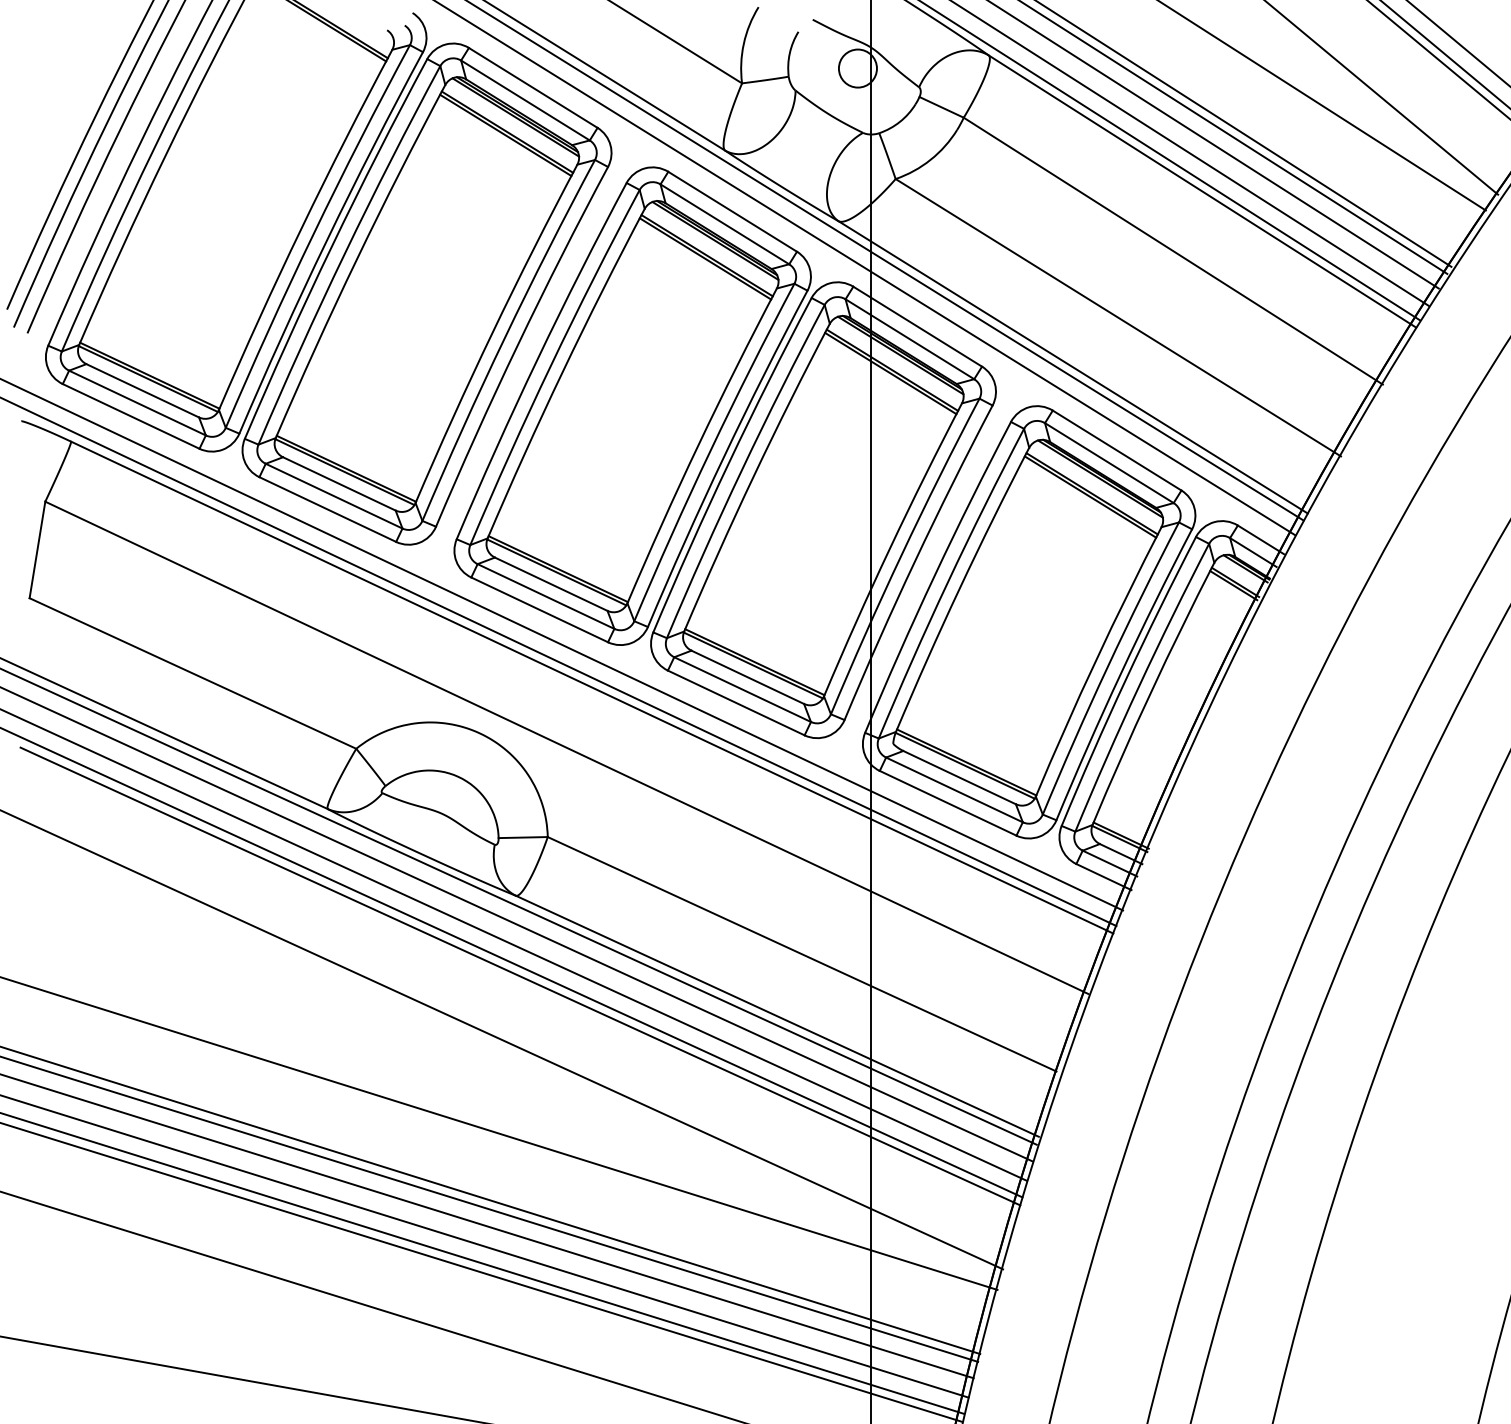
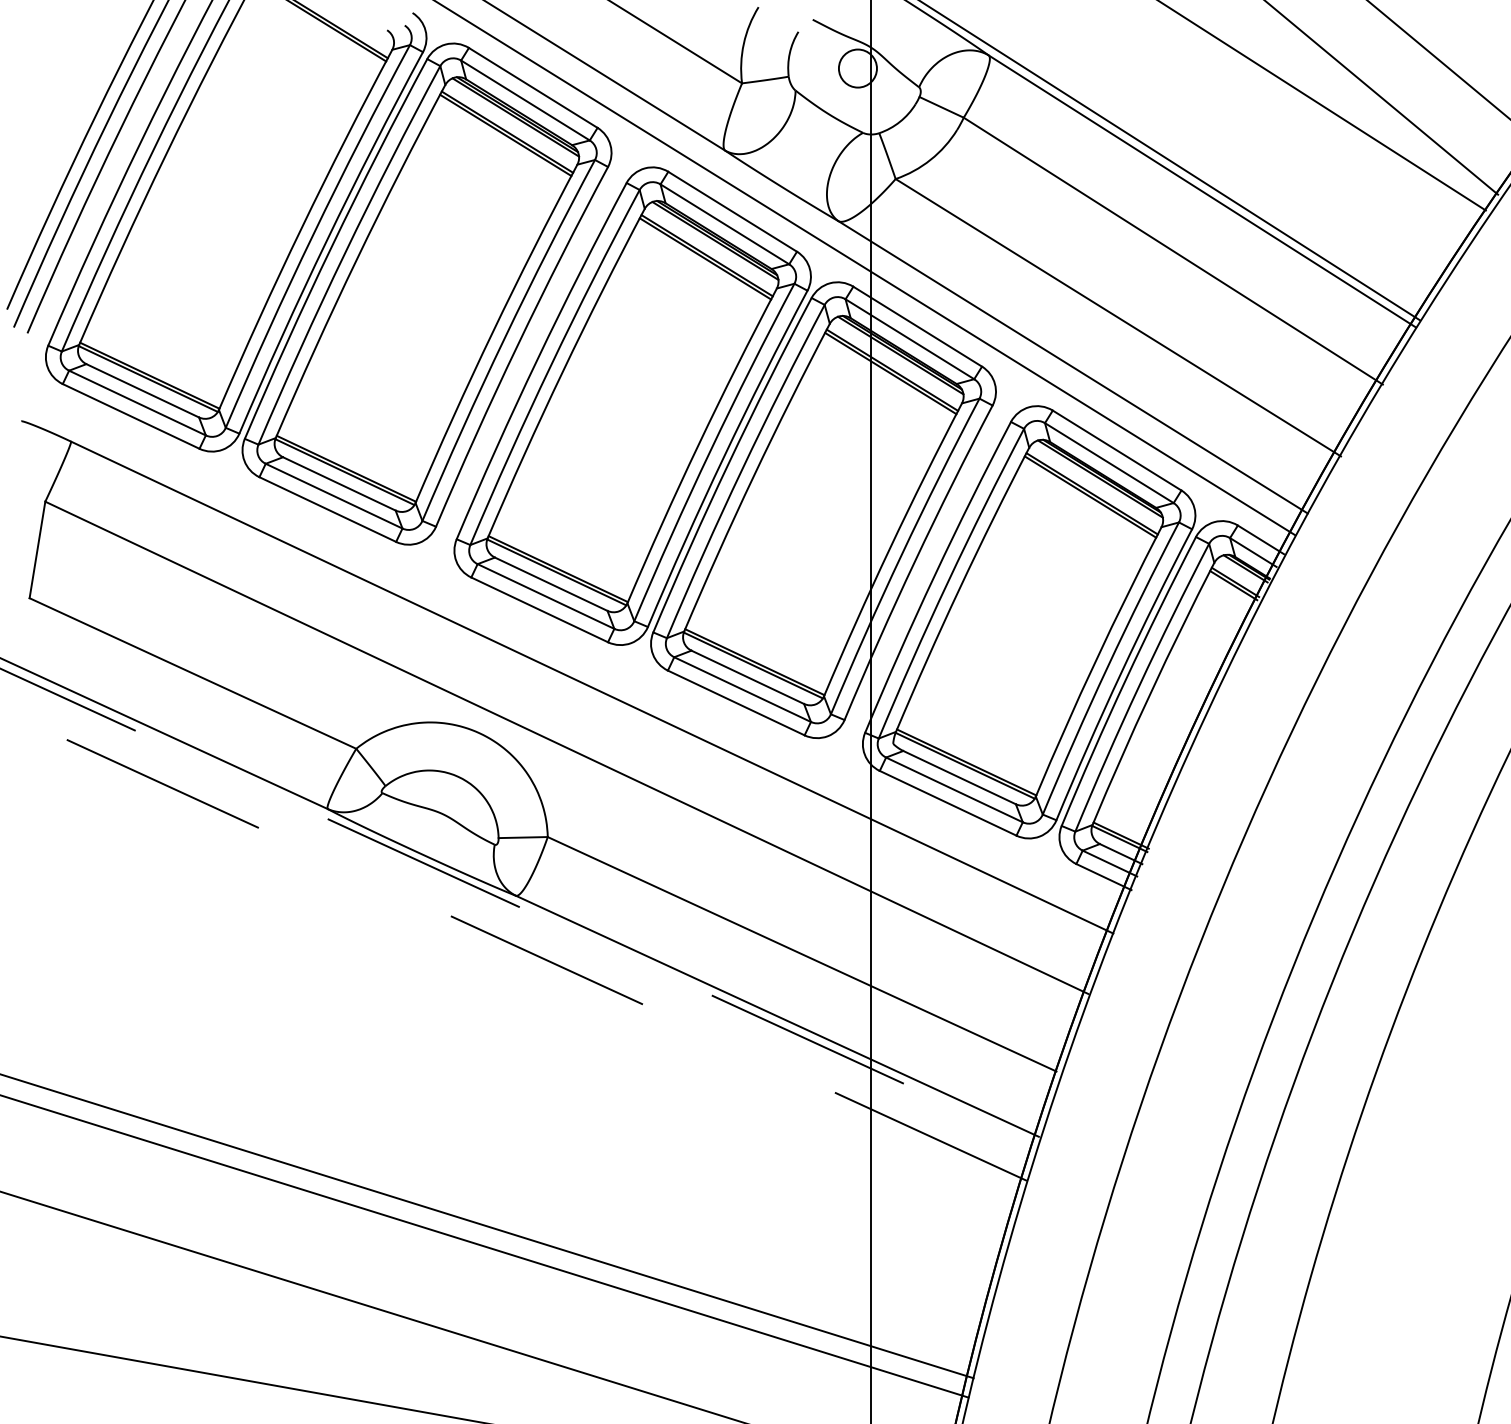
line: present -> none (1458, 43)
line: present -> none (1444, 54)
line: present -> none (1244, 134)
line: present -> none (1234, 137)
line: present -> none (1214, 145)
line: present -> none (1190, 153)
line: present -> none (885, 261)
line: present -> none (562, 644)
line: present -> none (559, 662)
line: solid -> dashed (518, 906)
line: present -> none (517, 924)
line: solid -> dashed (513, 944)
line: present -> none (512, 962)
line: present -> none (520, 976)
line: present -> none (502, 1040)
line: present -> none (499, 1133)
line: present -> none (491, 1200)
line: present -> none (490, 1209)
line: present -> none (483, 1263)
line: present -> none (480, 1271)
